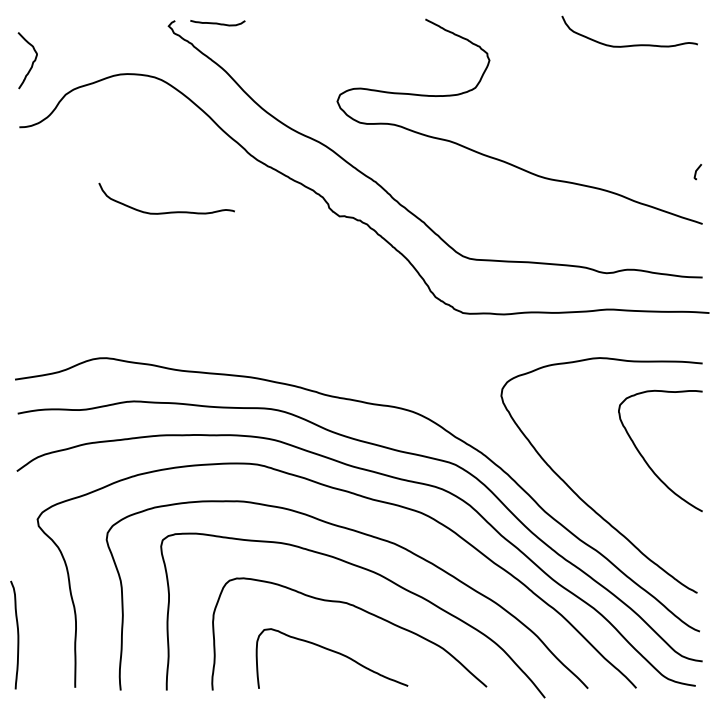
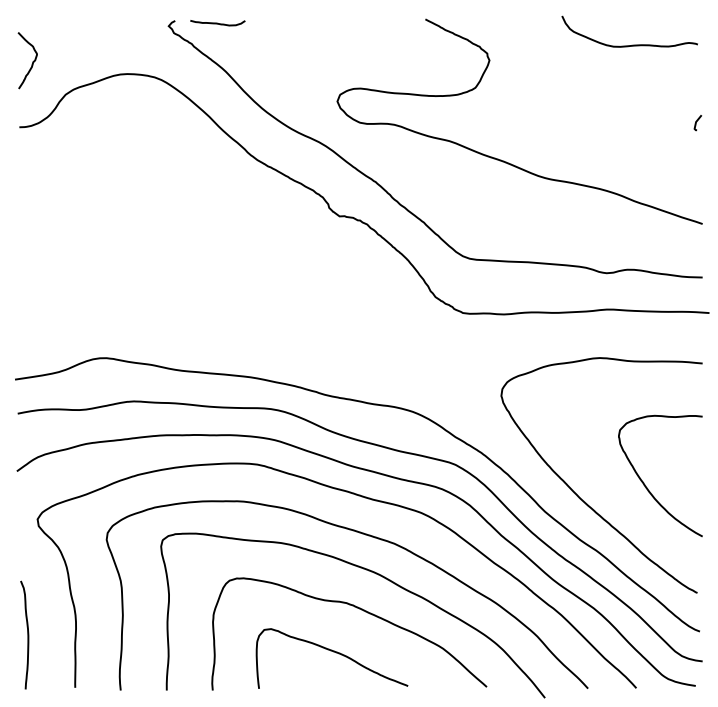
line position: (696, 172) -> (696, 123) (696, 123)
curve: present -> none (169, 211)
curve position: (644, 457) -> (644, 482) (644, 482)
curve position: (17, 634) -> (27, 634) (27, 634)
